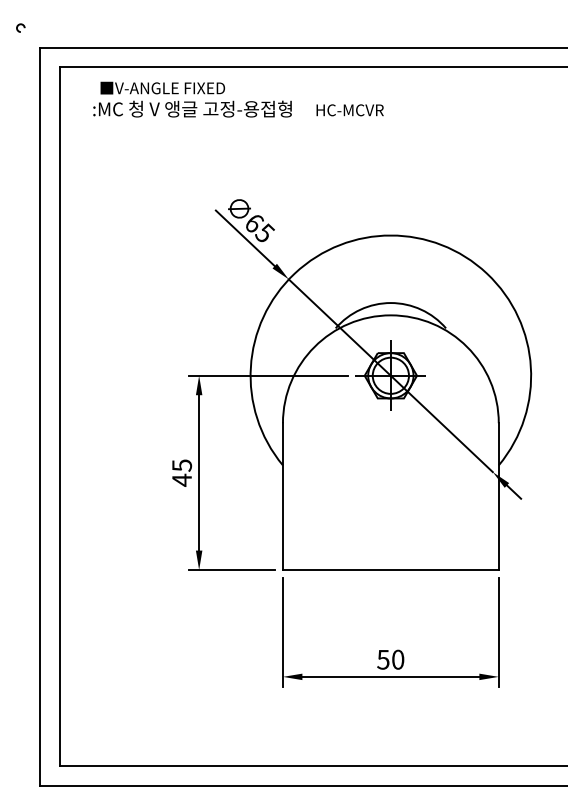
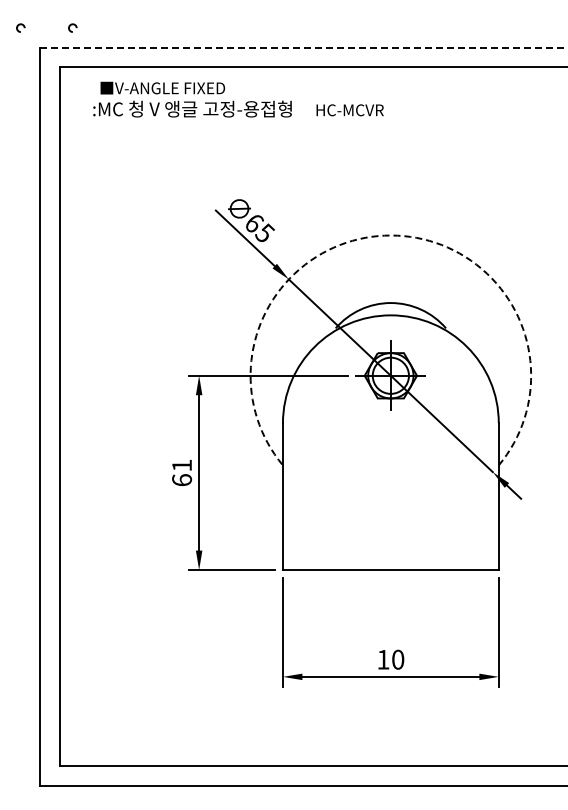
arc: none -> present (72, 25)
line: solid -> dashed (304, 47)
arc: solid -> dashed (390, 235)
text: 45 -> 61 (182, 472)
text: 50 -> 10 (383, 659)
